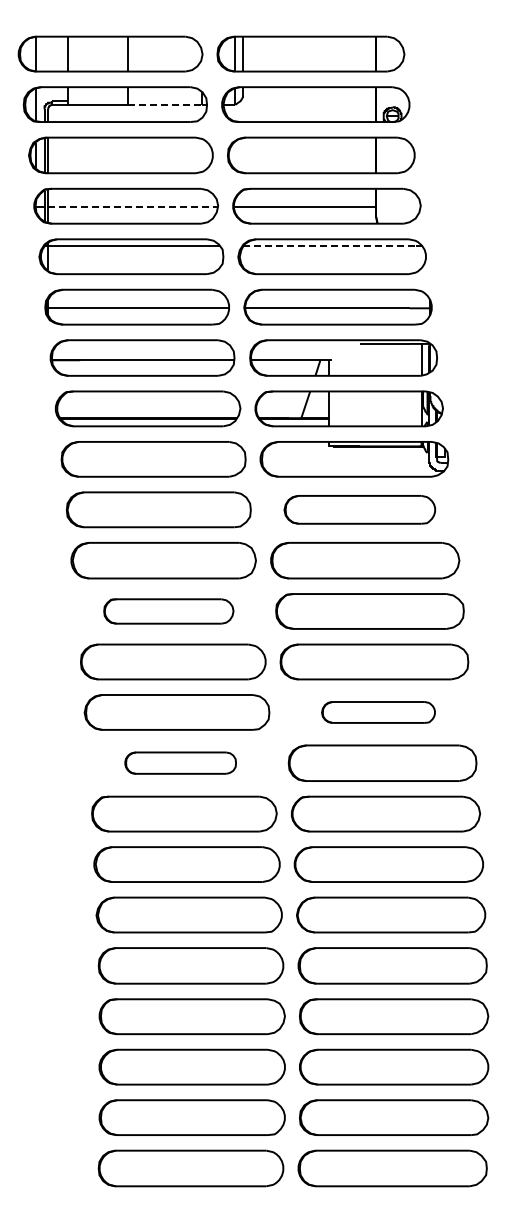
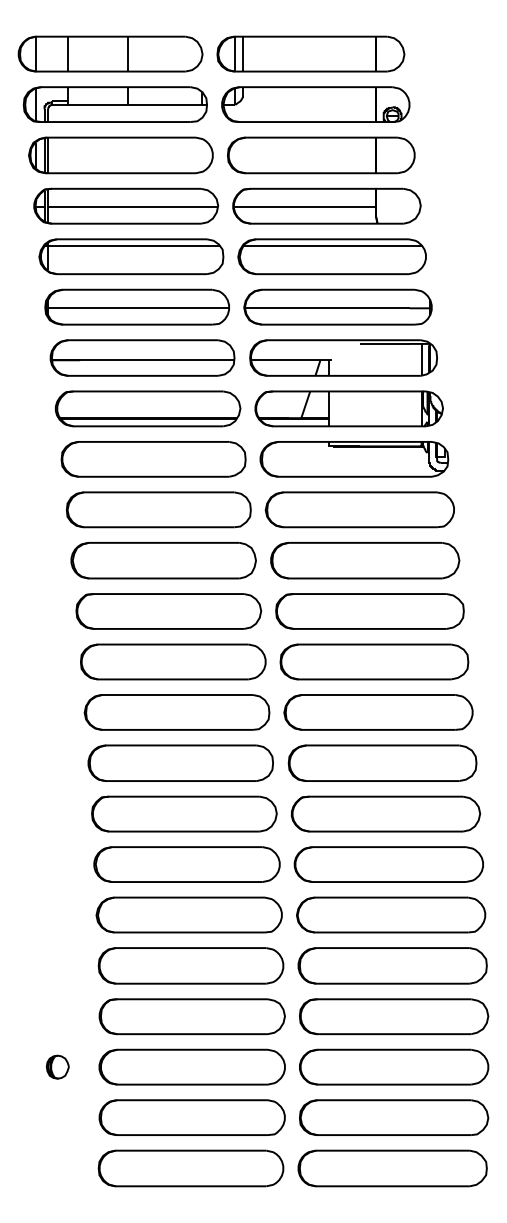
line: dashed -> solid (165, 104)
line: dashed -> solid (133, 206)
line: dashed -> solid (330, 245)
part size: 154x30 px -> 191x38 px (359, 509)
part size: 132x27 px -> 188x37 px (168, 611)
part size: 115x23 px -> 191x37 px (378, 712)
part size: 113x24 px -> 187x38 px (180, 762)
part: none -> present (57, 1066)
